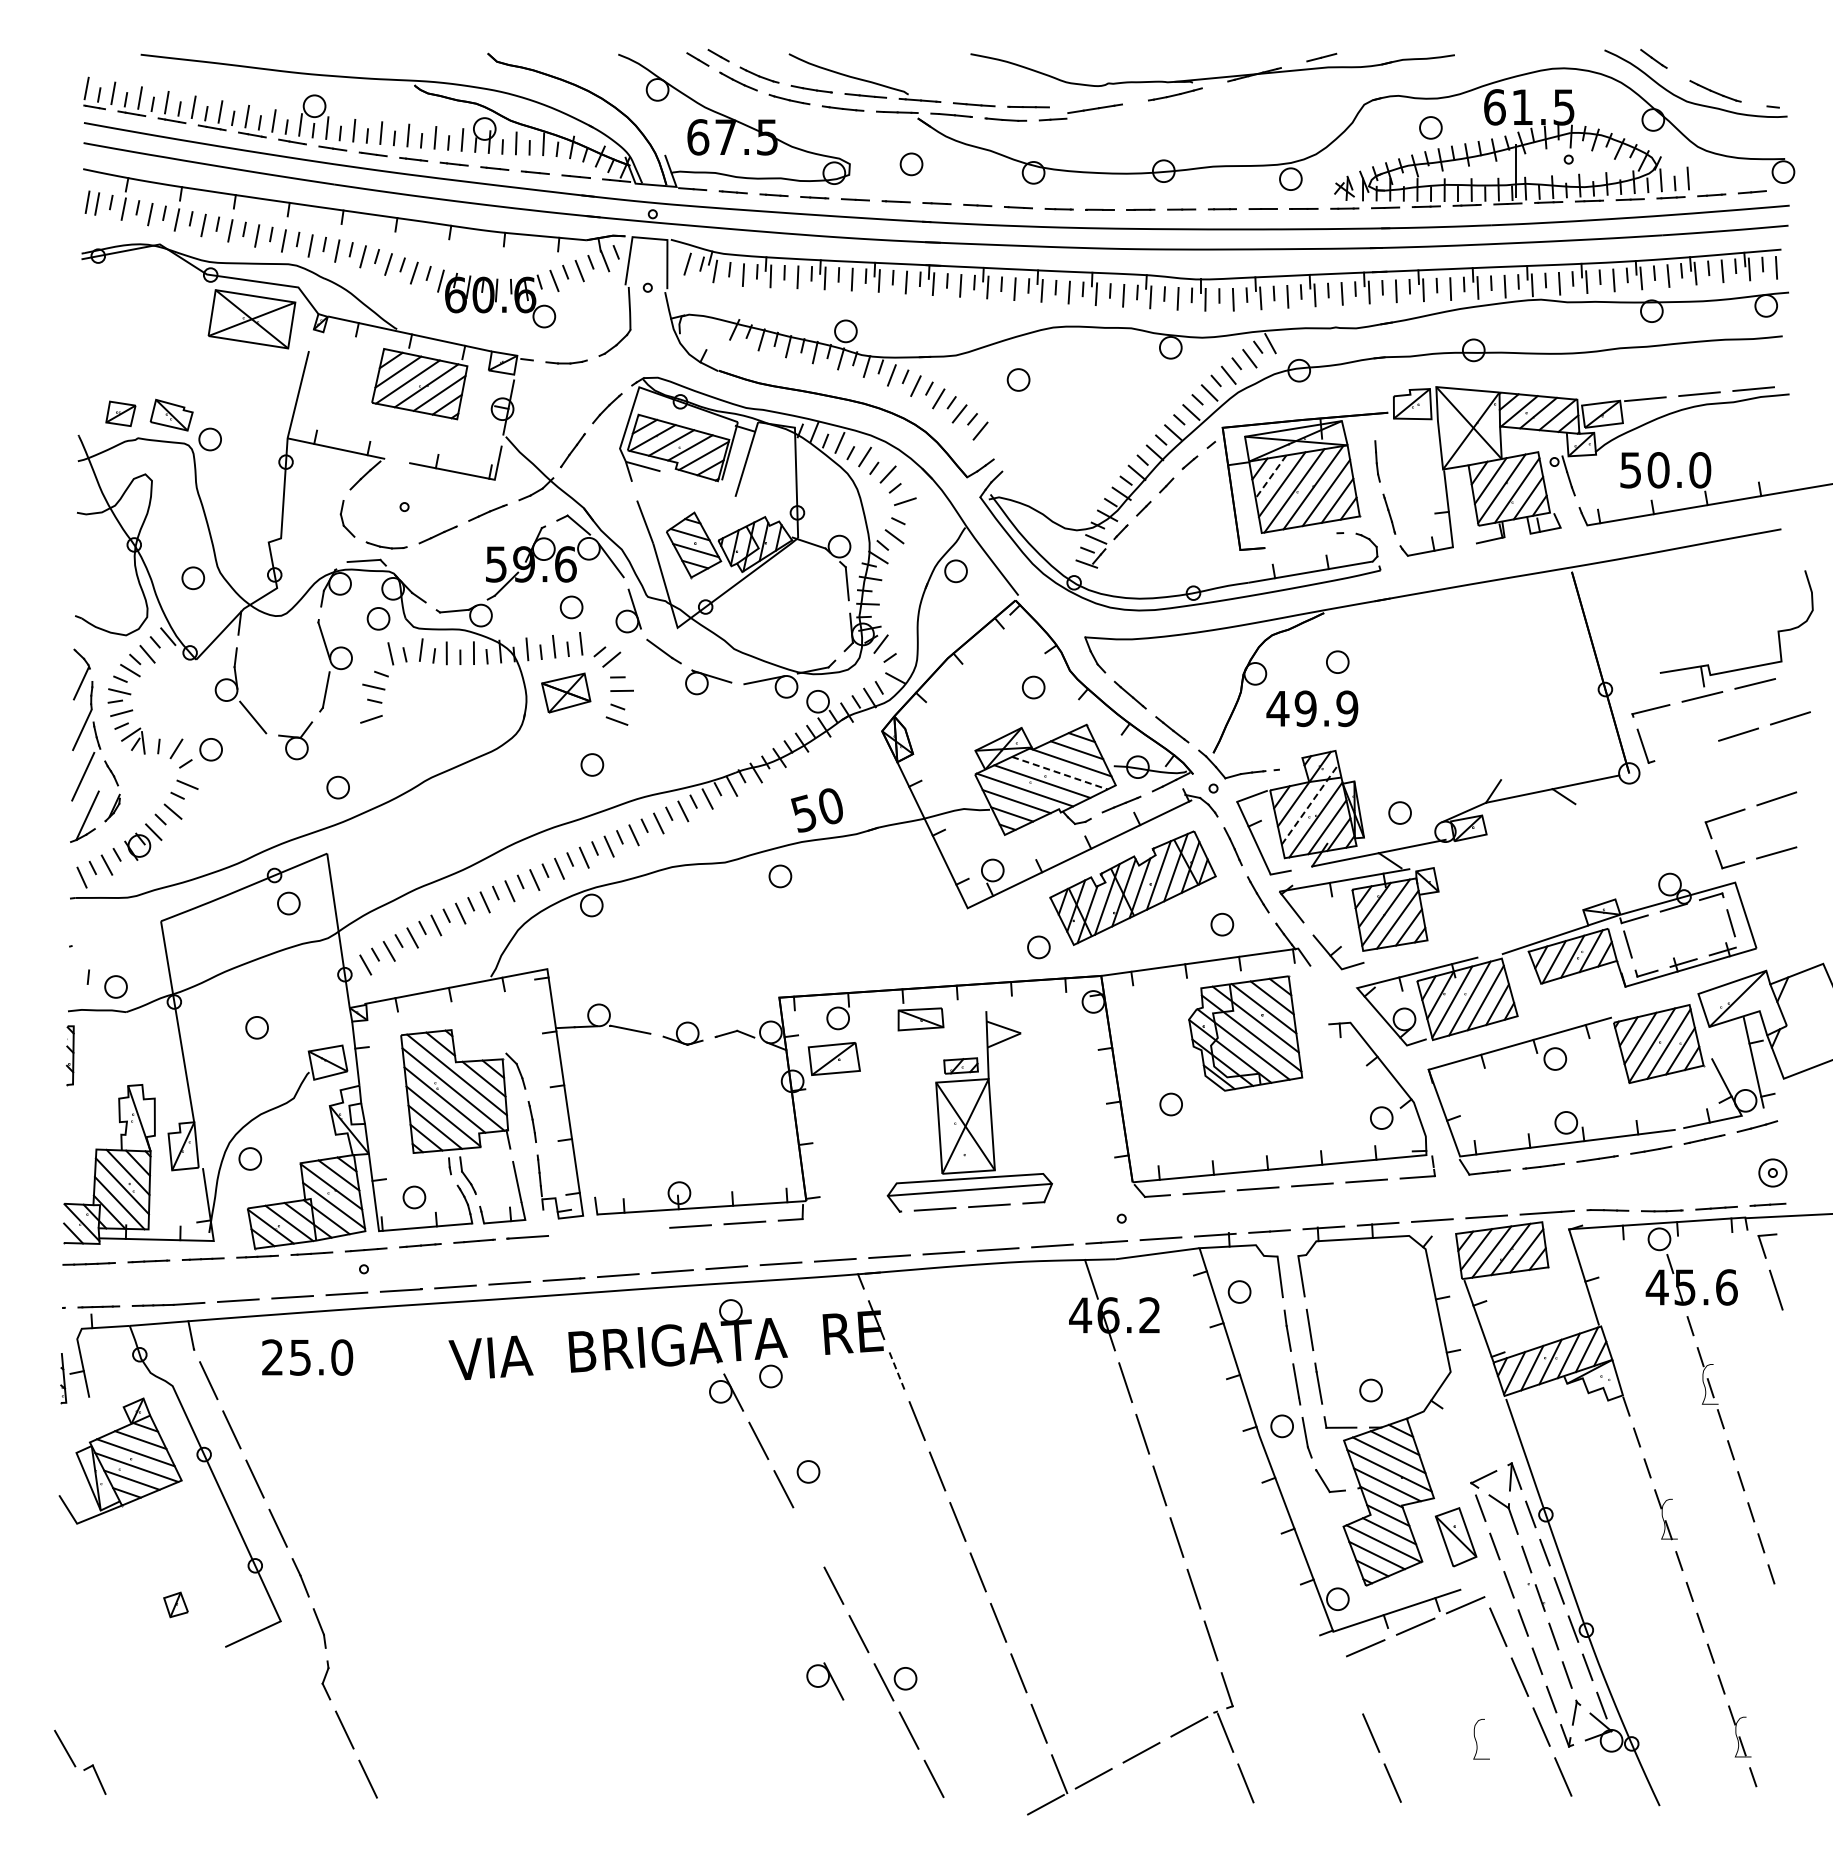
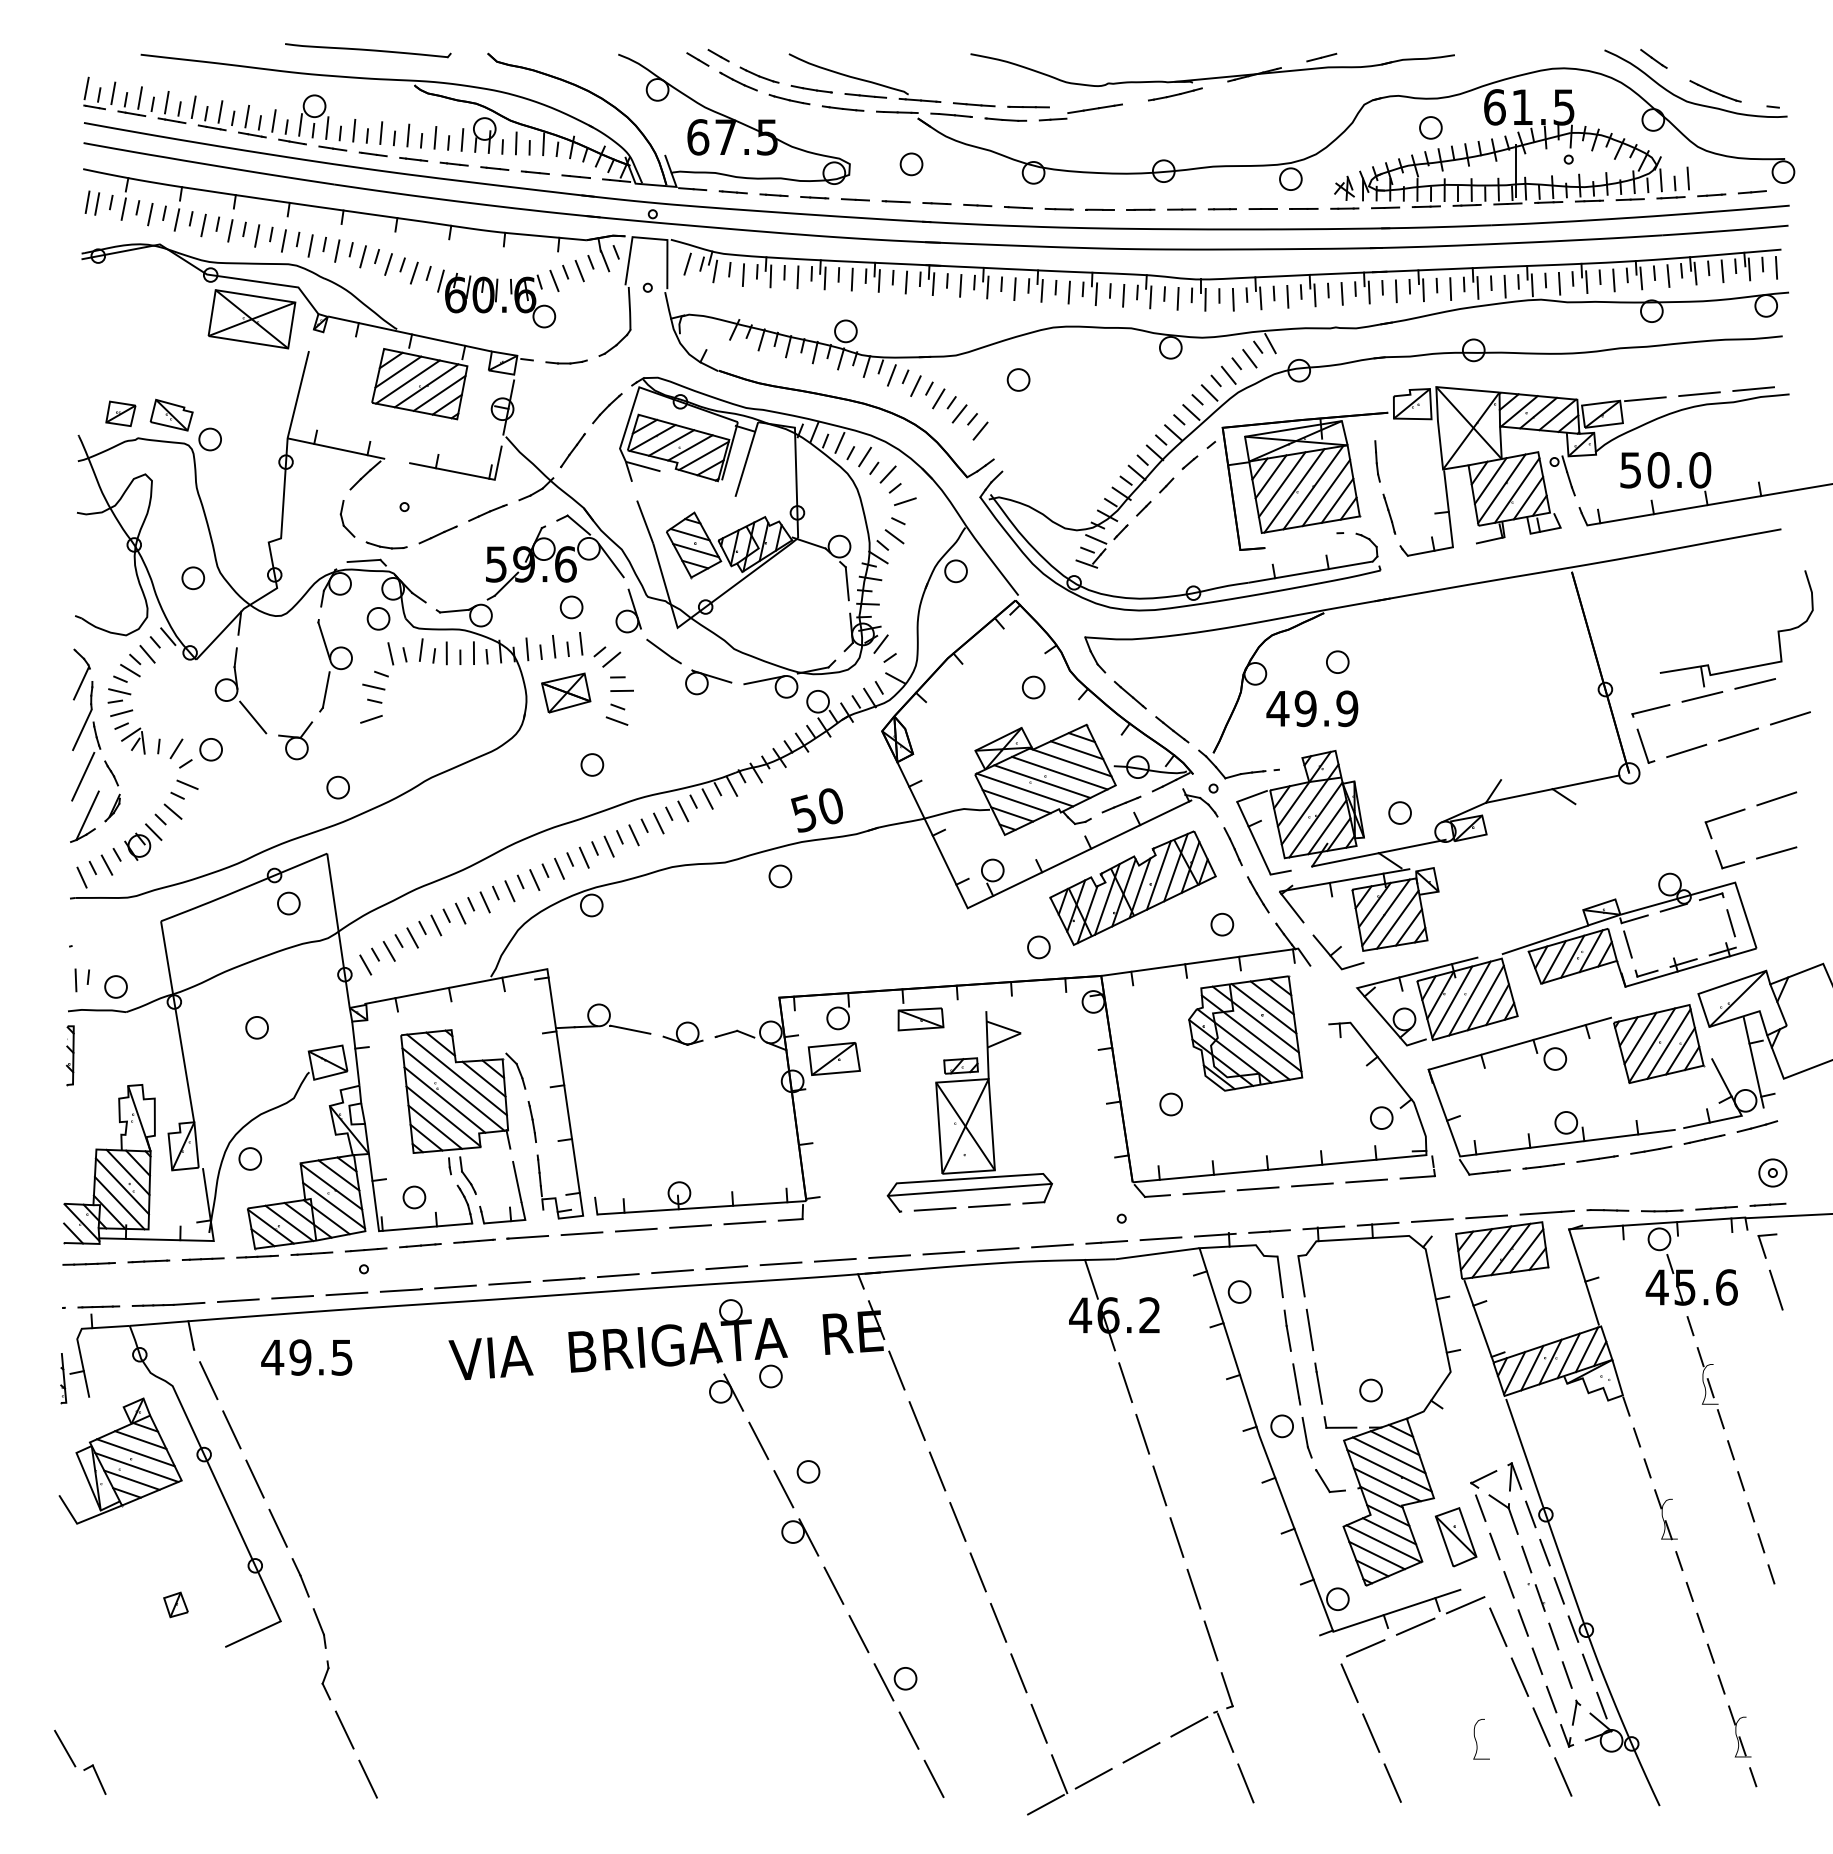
part: none -> present (368, 50)
line: dashed -> solid (1270, 477)
line: none -> present (1686, 750)
line: dashed -> solid (1060, 773)
line: dashed -> solid (1310, 804)
line: none -> present (75, 980)
line: none -> present (635, 1229)
line: none -> present (581, 1233)
text: 25.0 -> 49.5 (307, 1357)
line: dashed -> solid (896, 1370)
part position: (825, 1681) -> (800, 1537) (800, 1537)
line: none -> present (1349, 1682)
